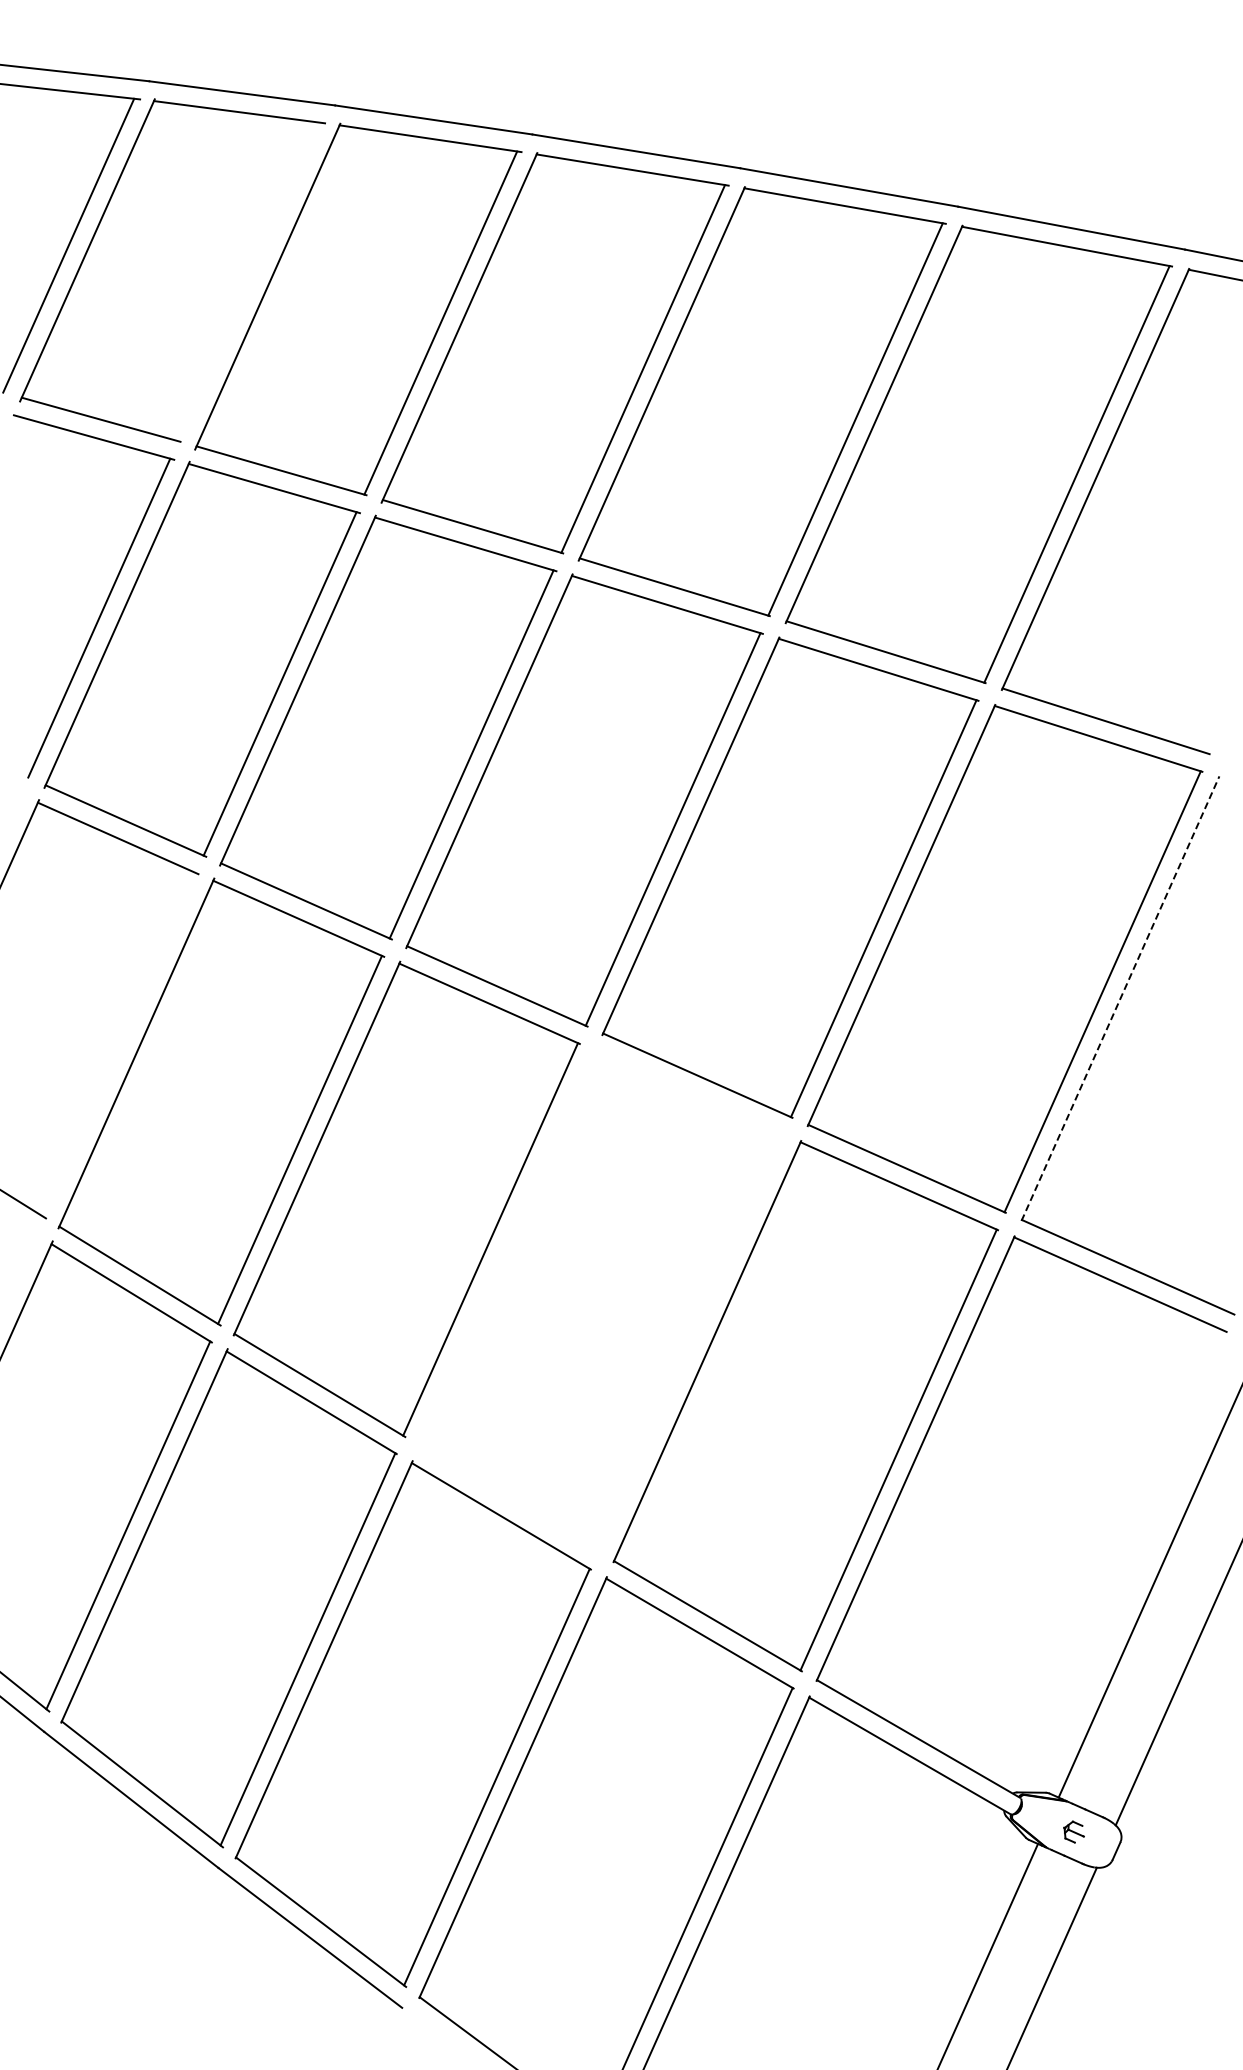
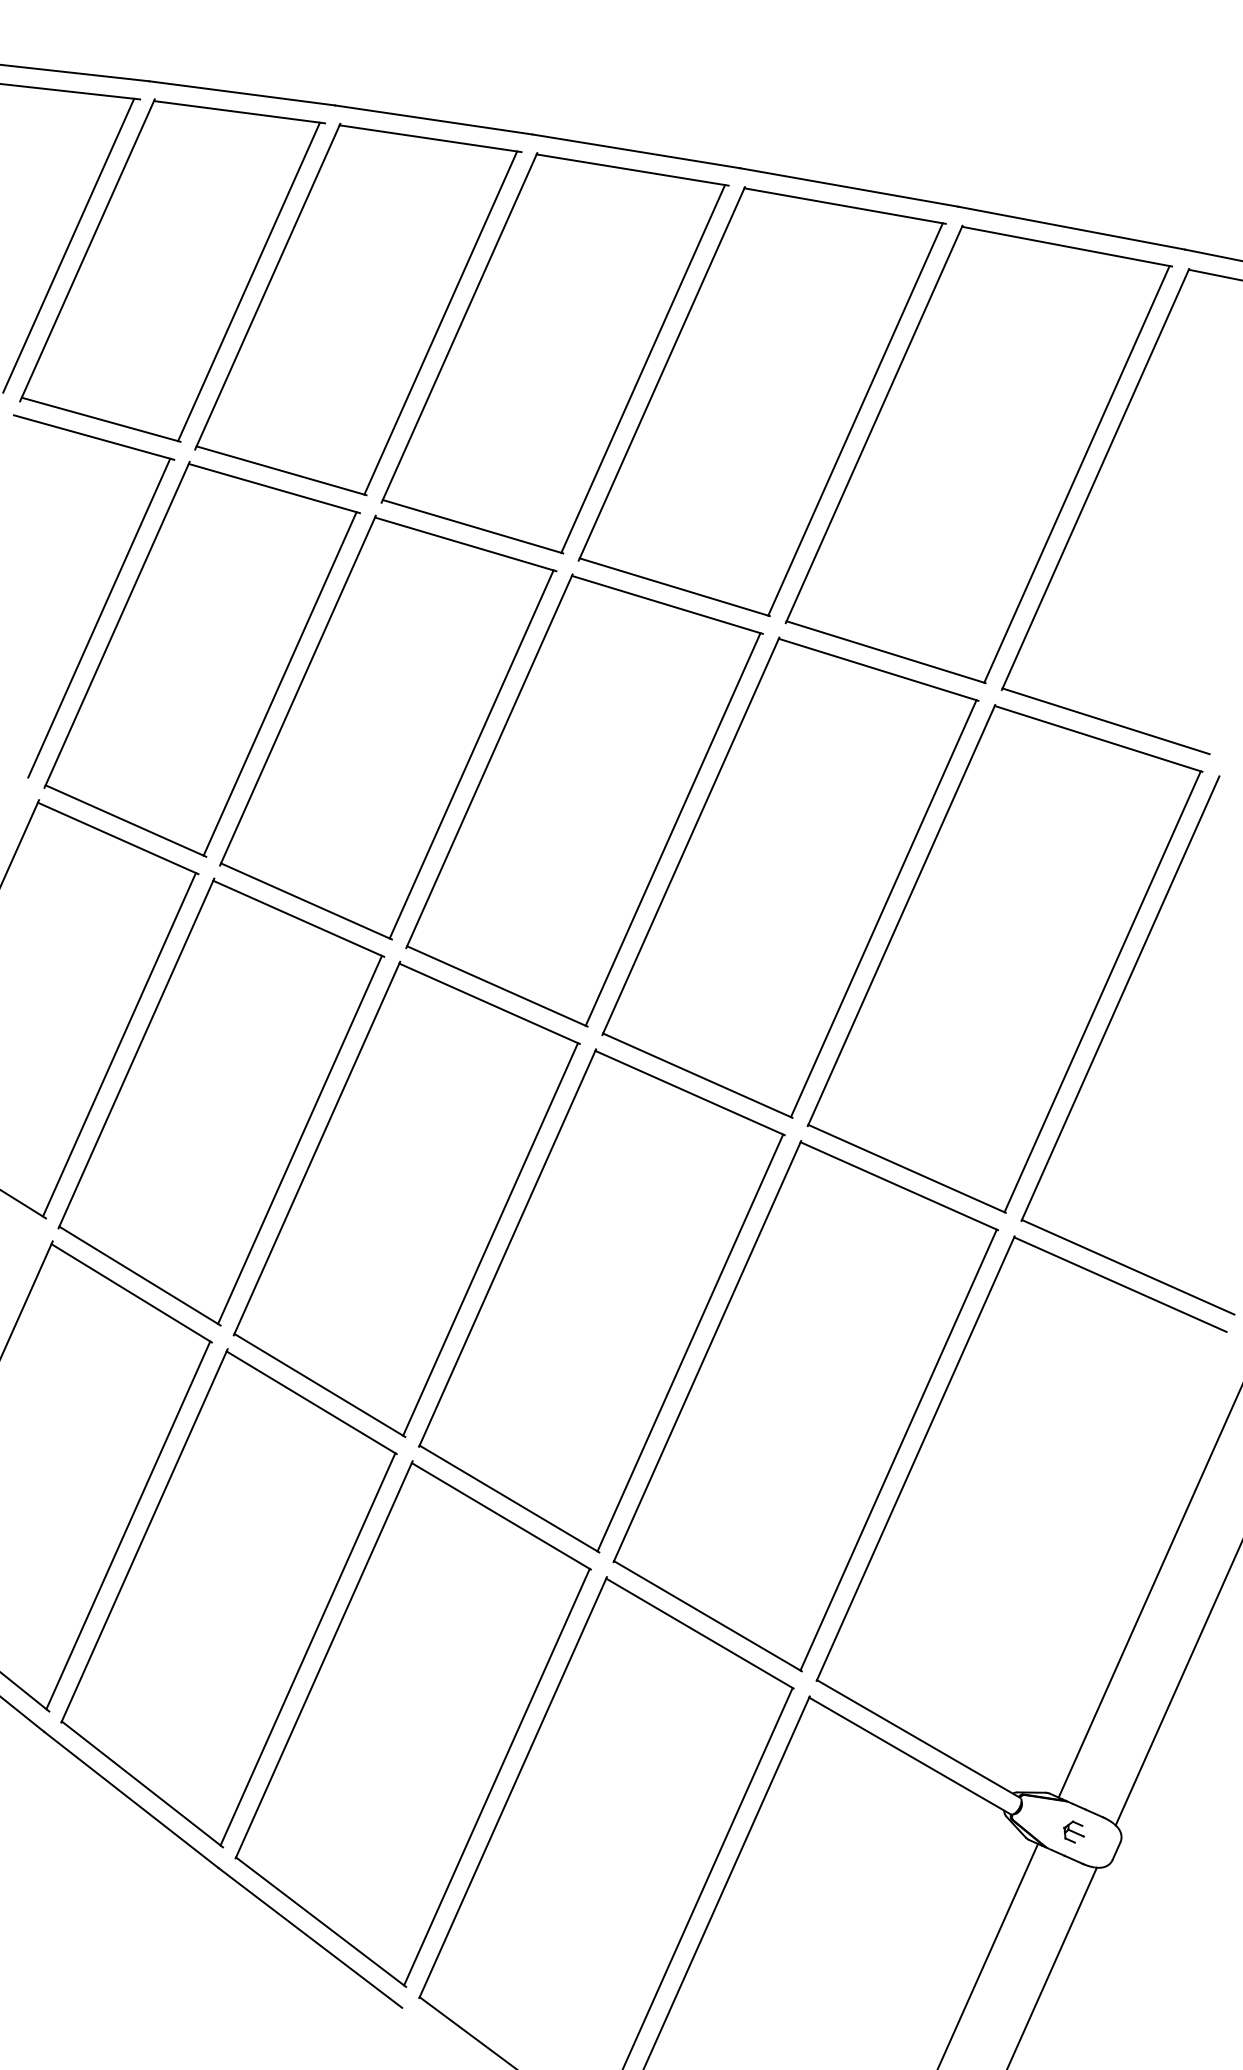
line: none -> present (248, 281)
line: dashed -> solid (1120, 998)
line: none -> present (119, 1044)
part: none -> present (601, 1300)
